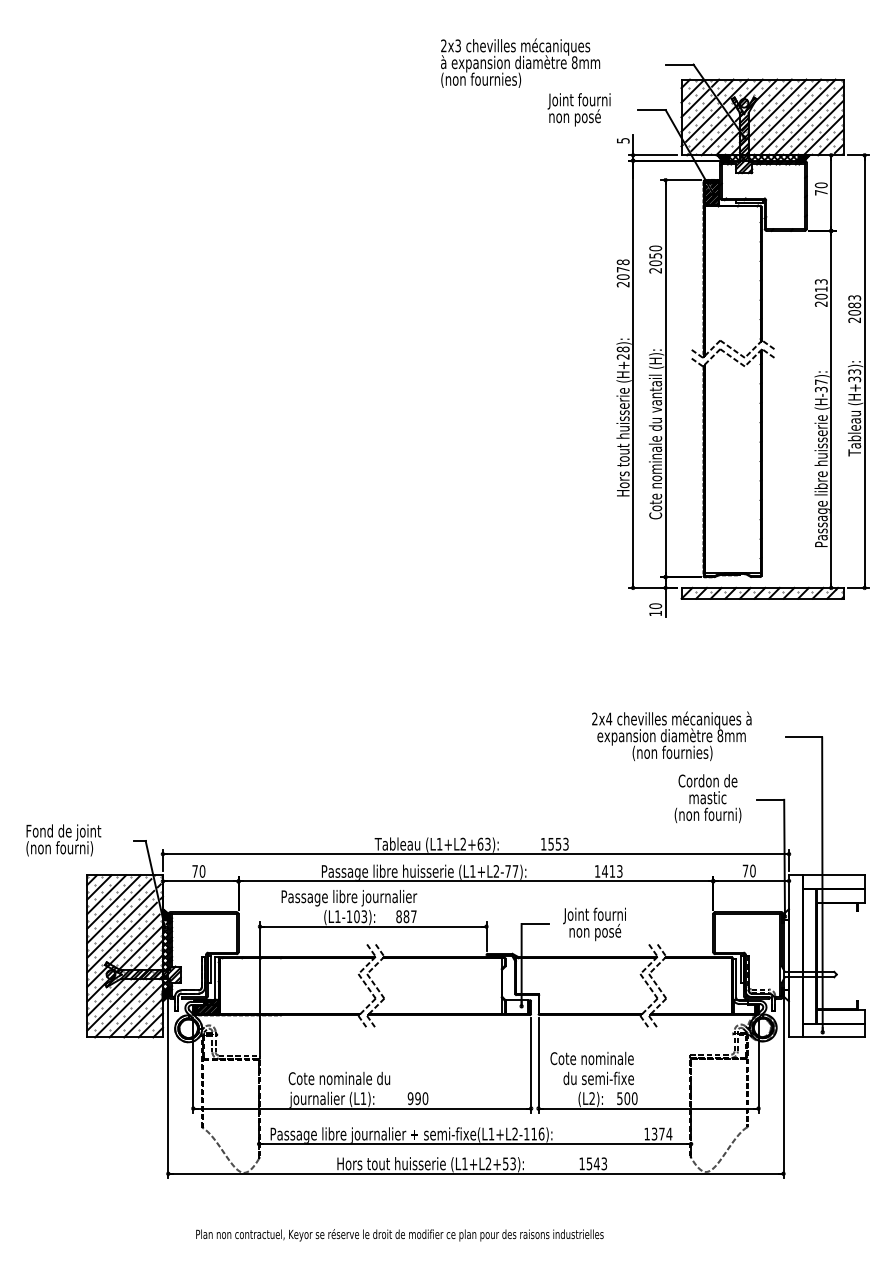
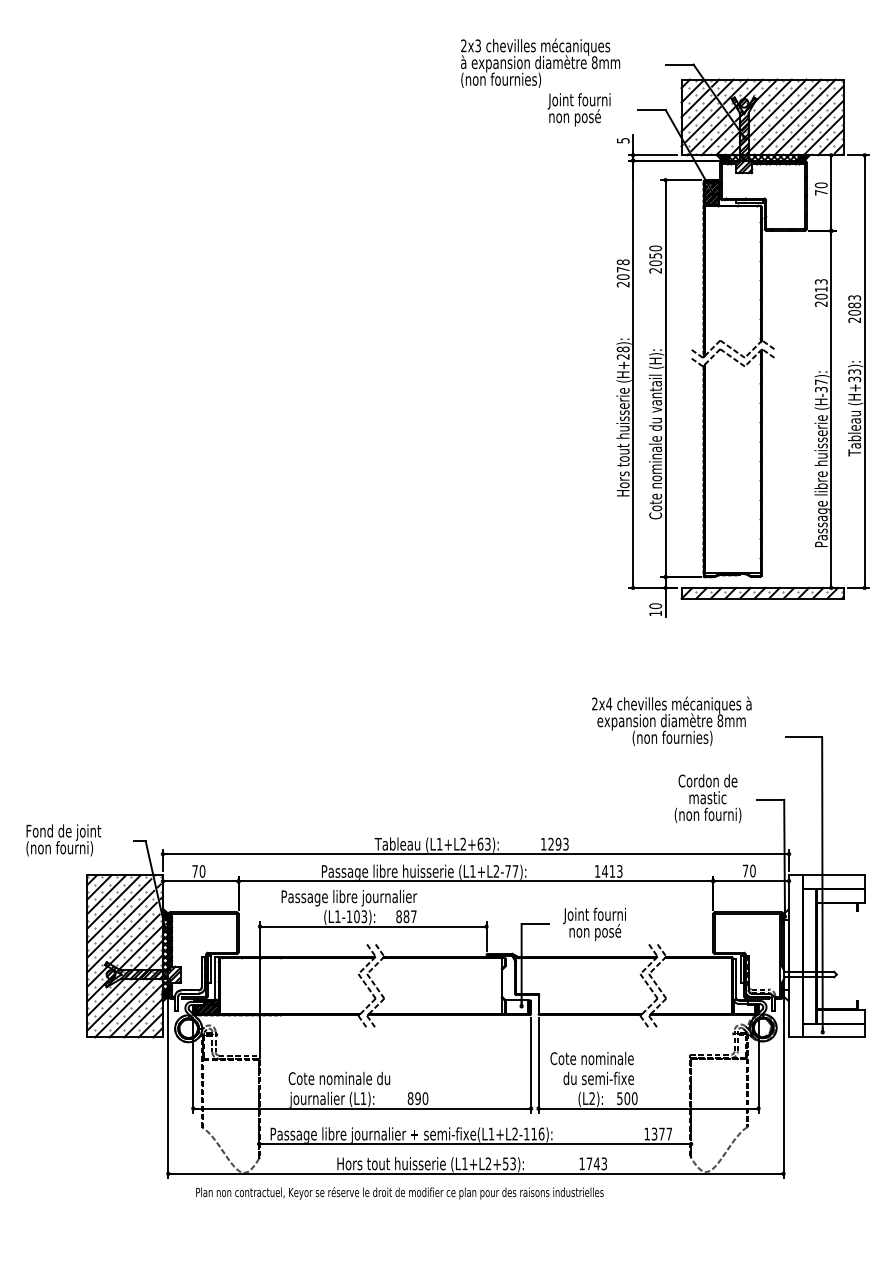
text position: (520, 62) -> (540, 62) (540, 62)
text position: (671, 736) -> (671, 721) (671, 721)
text: 1553 -> 1293 (554, 843)
text: 990 -> 890 (410, 1098)
text: 1374 -> 1377 (669, 1133)
text: 1543 -> 1743 (589, 1163)
text position: (399, 1235) -> (399, 1193) (399, 1193)
